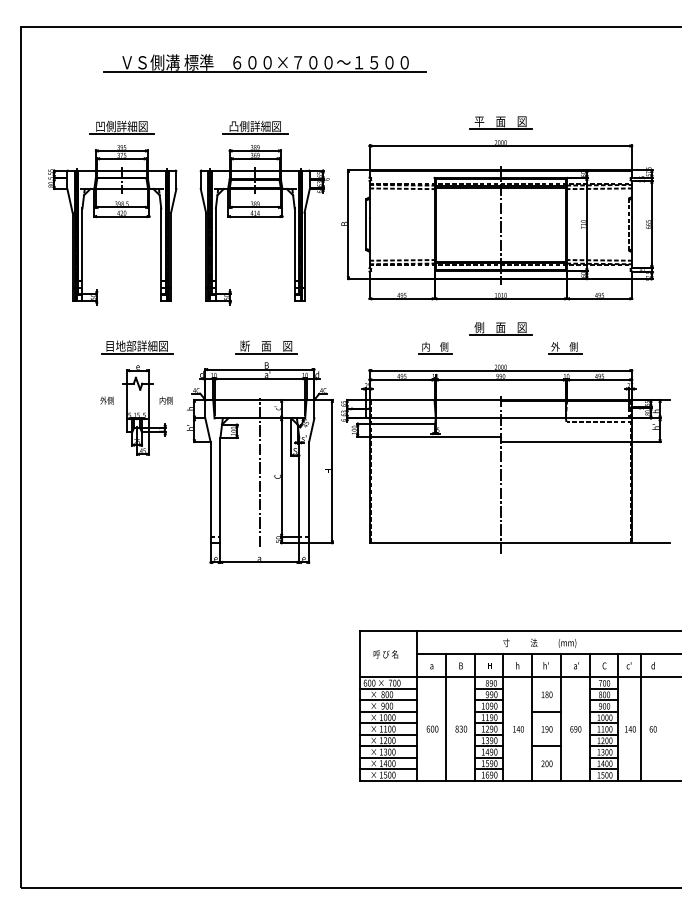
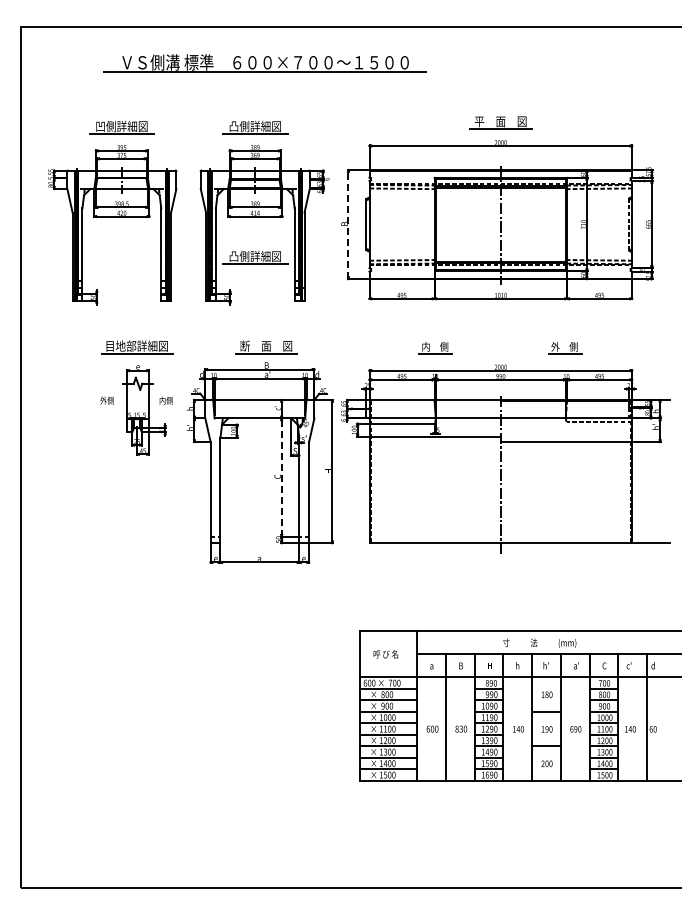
line: solid -> dashed (348, 224)
part: none -> present (255, 257)
part: present -> none (500, 328)
line: present -> none (259, 472)
line: solid -> dashed (281, 477)
line position: (641, 717) -> (647, 717) (647, 717)
